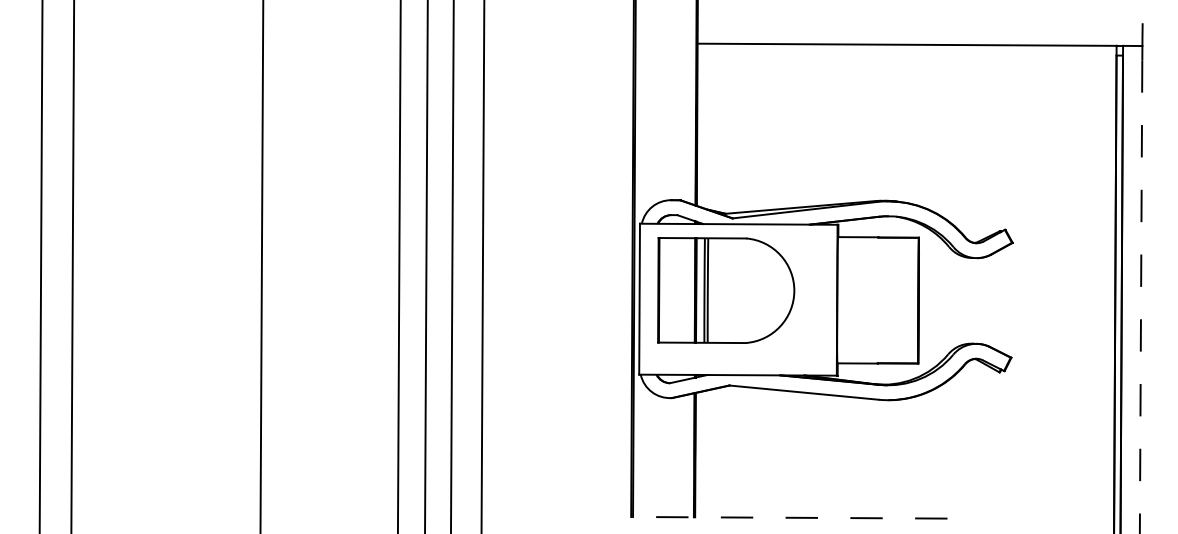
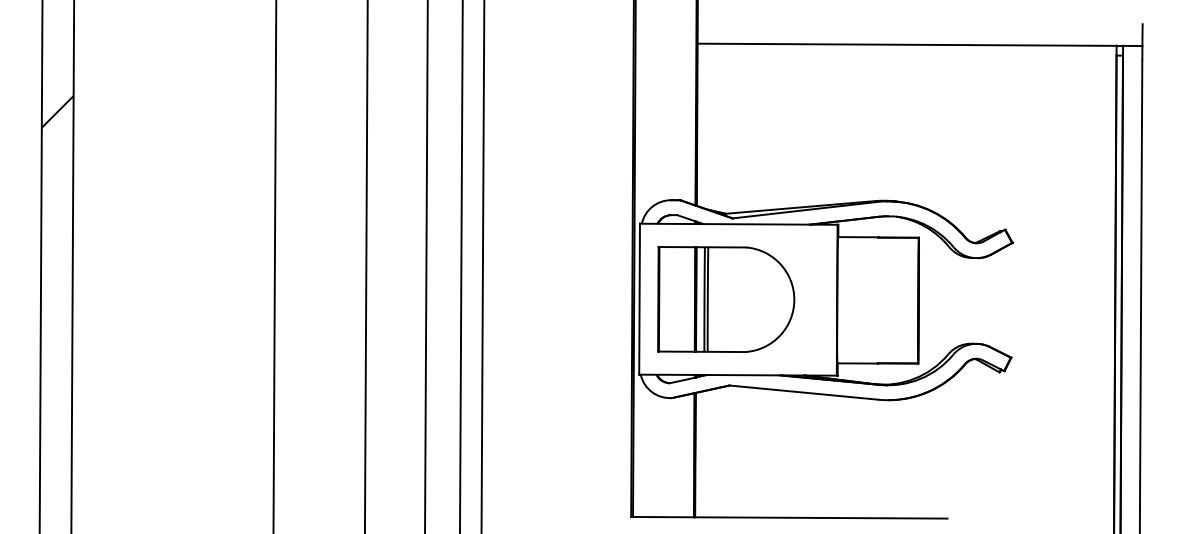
hatch: none -> present (57, 111)
line position: (261, 266) -> (274, 266) (274, 266)
line position: (398, 266) -> (365, 266) (365, 266)
line position: (452, 266) -> (461, 266) (461, 266)
part position: (726, 290) -> (726, 299) (726, 299)
line: dashed -> solid (1141, 297)
line: dashed -> solid (788, 517)
